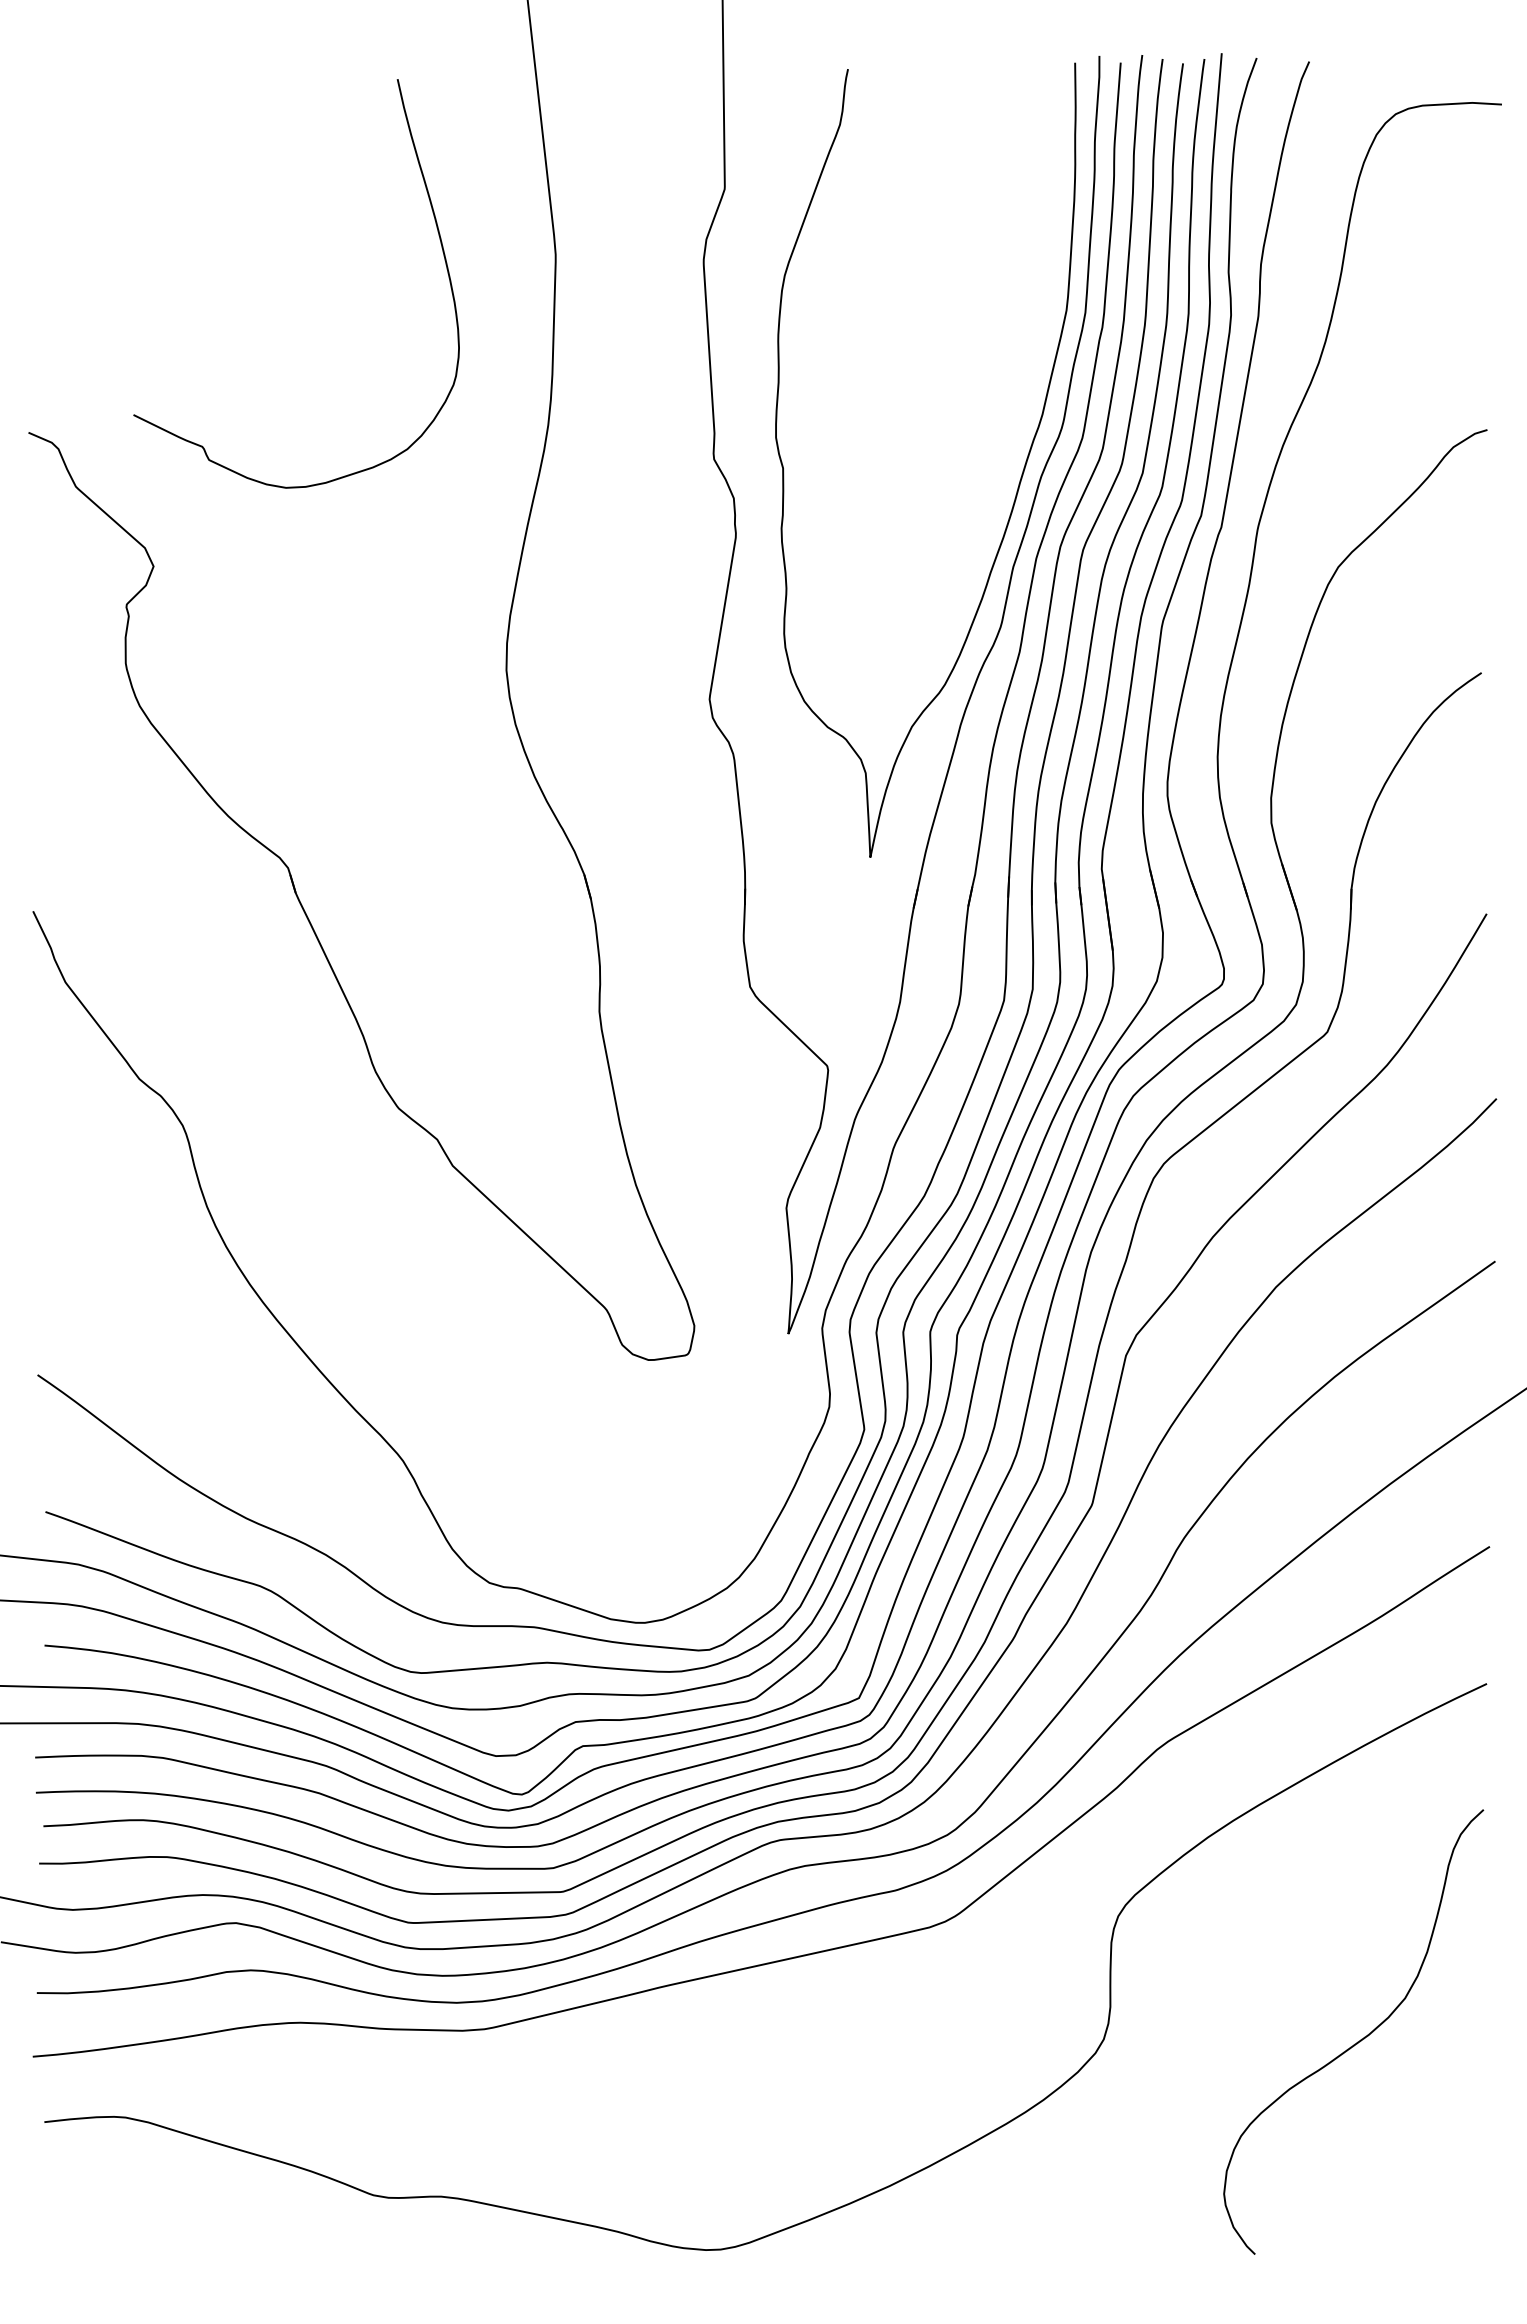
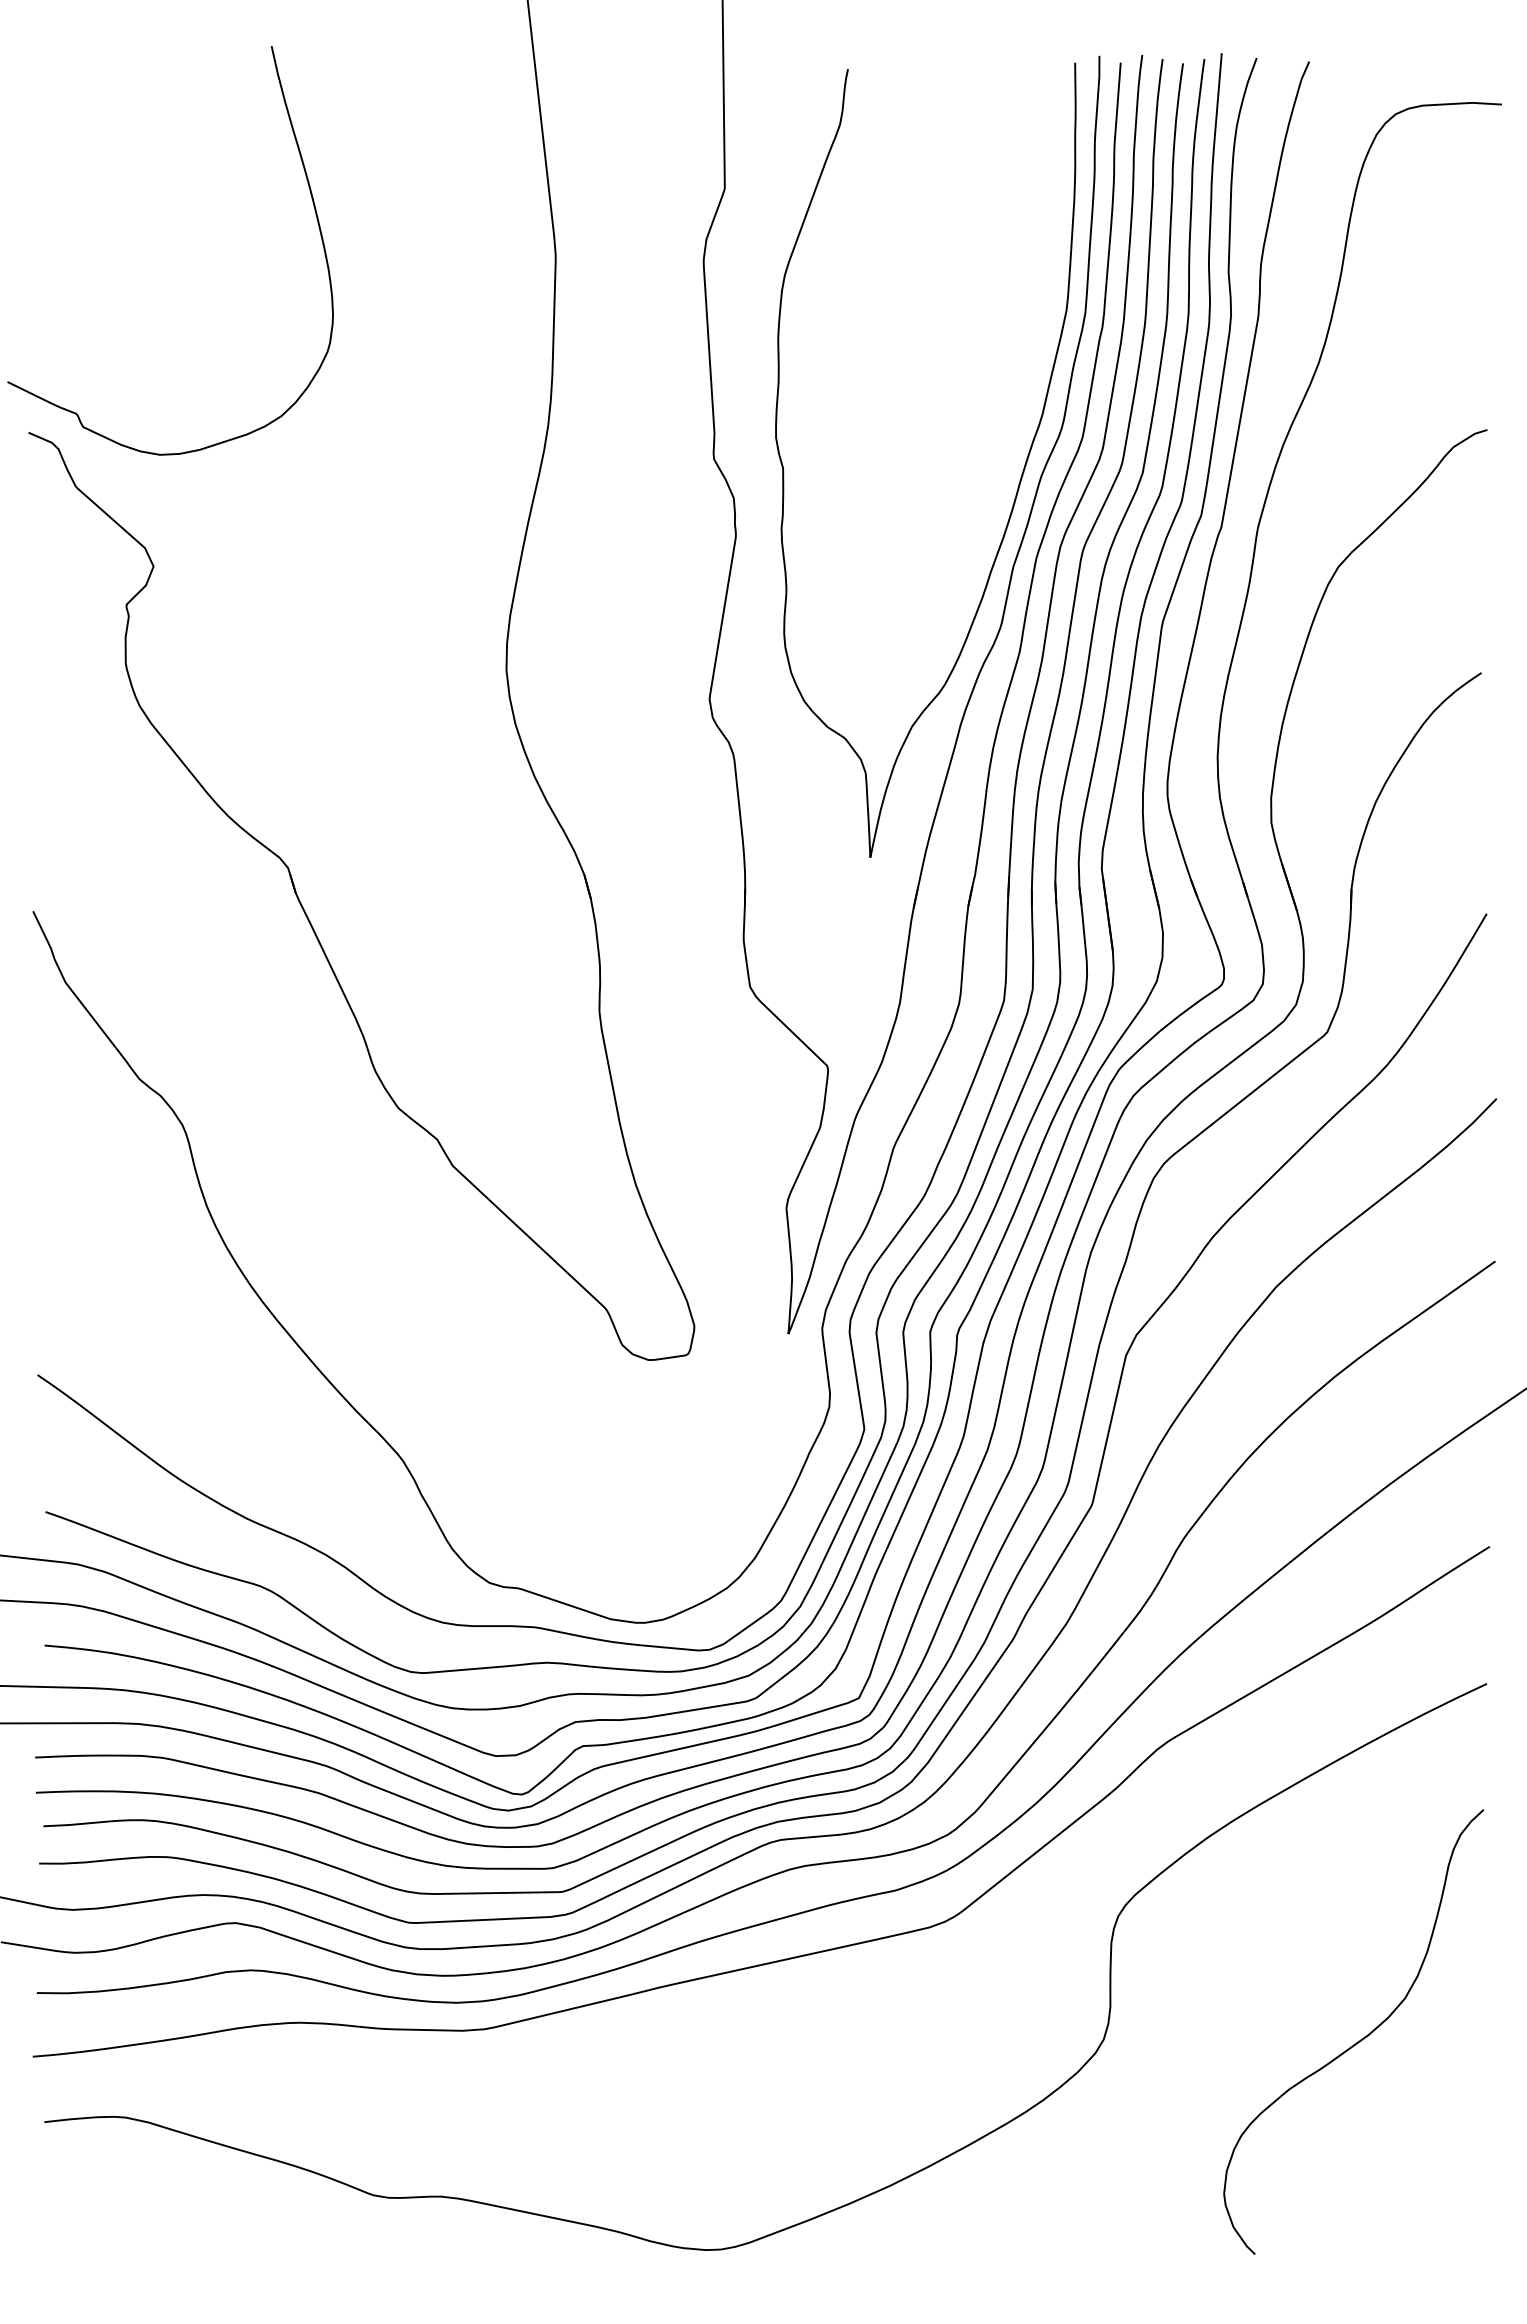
curve position: (441, 248) -> (315, 215) (315, 215)
